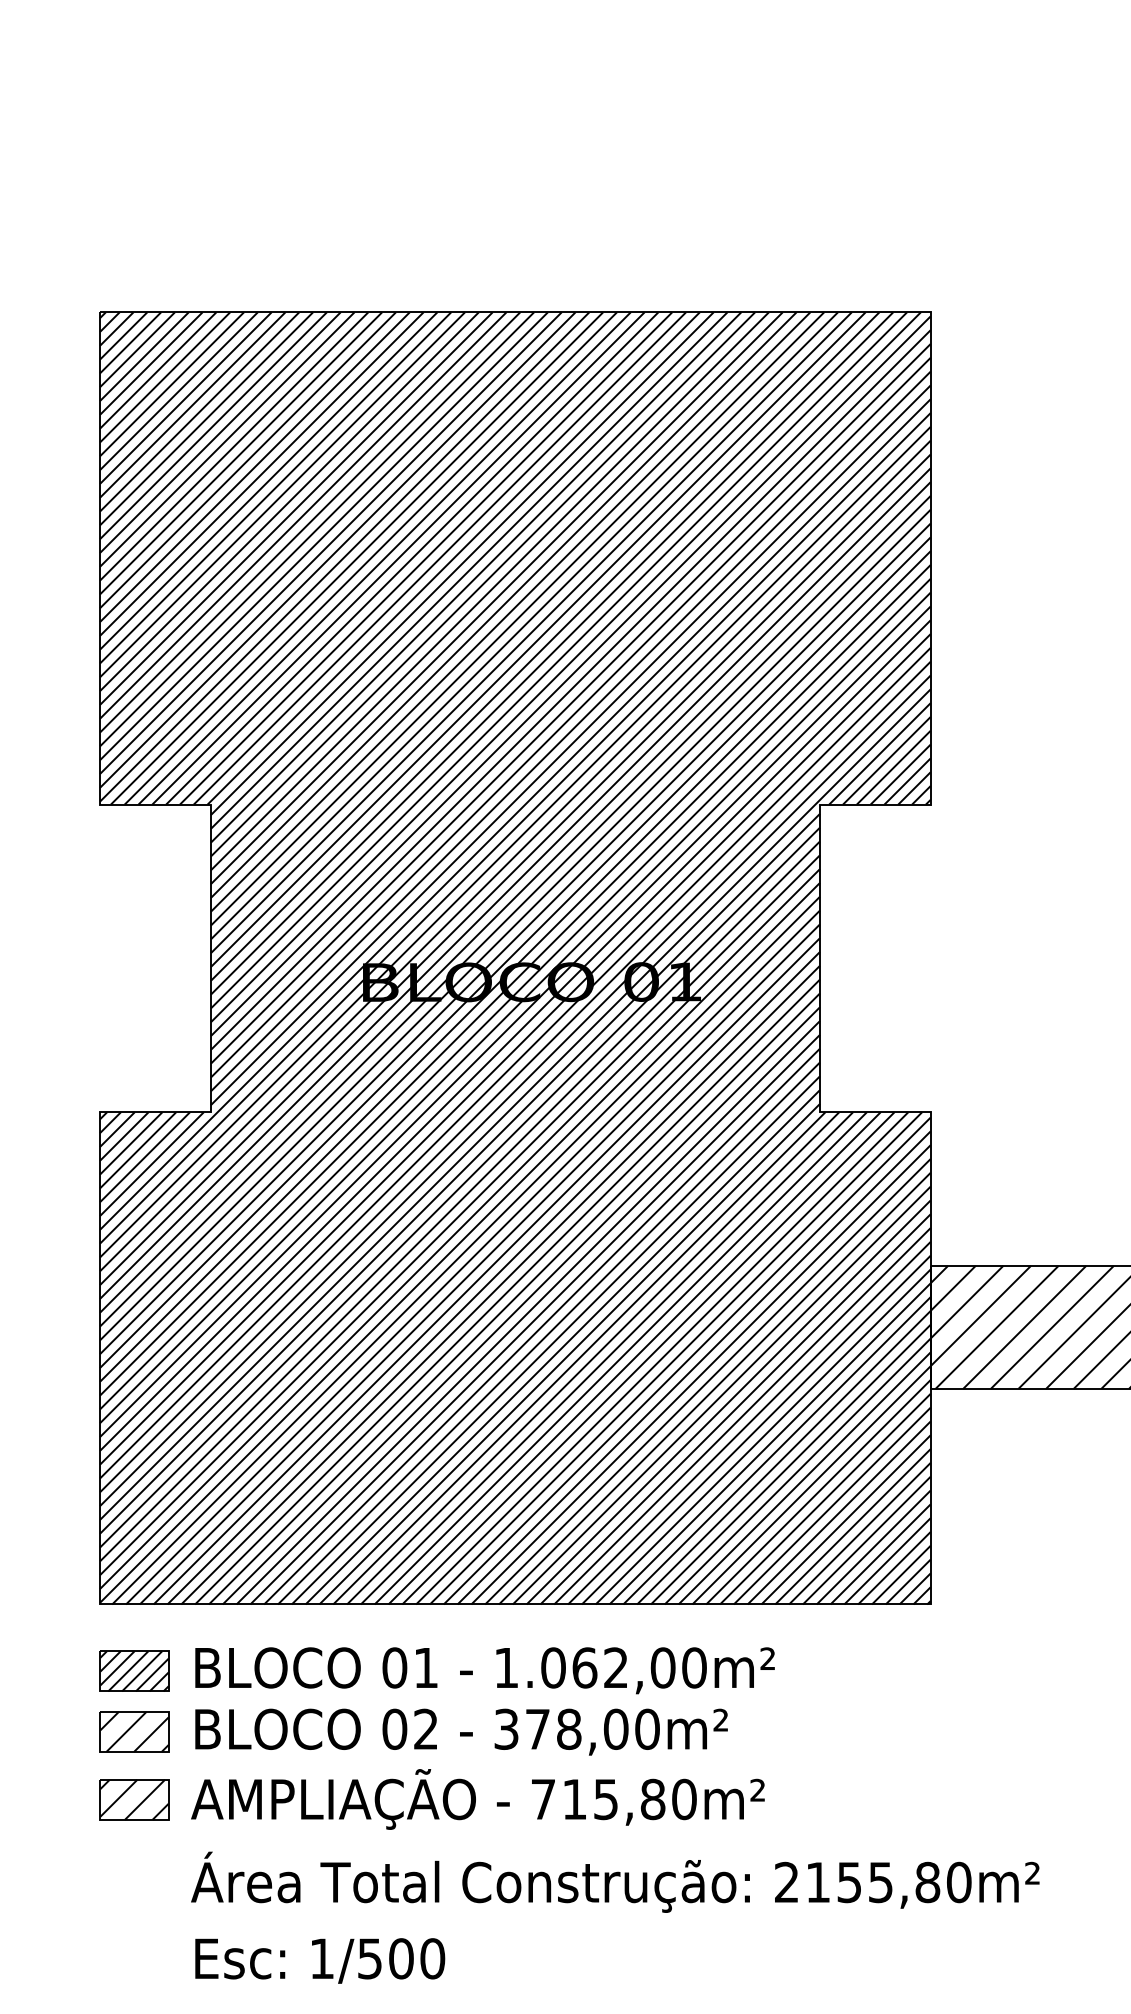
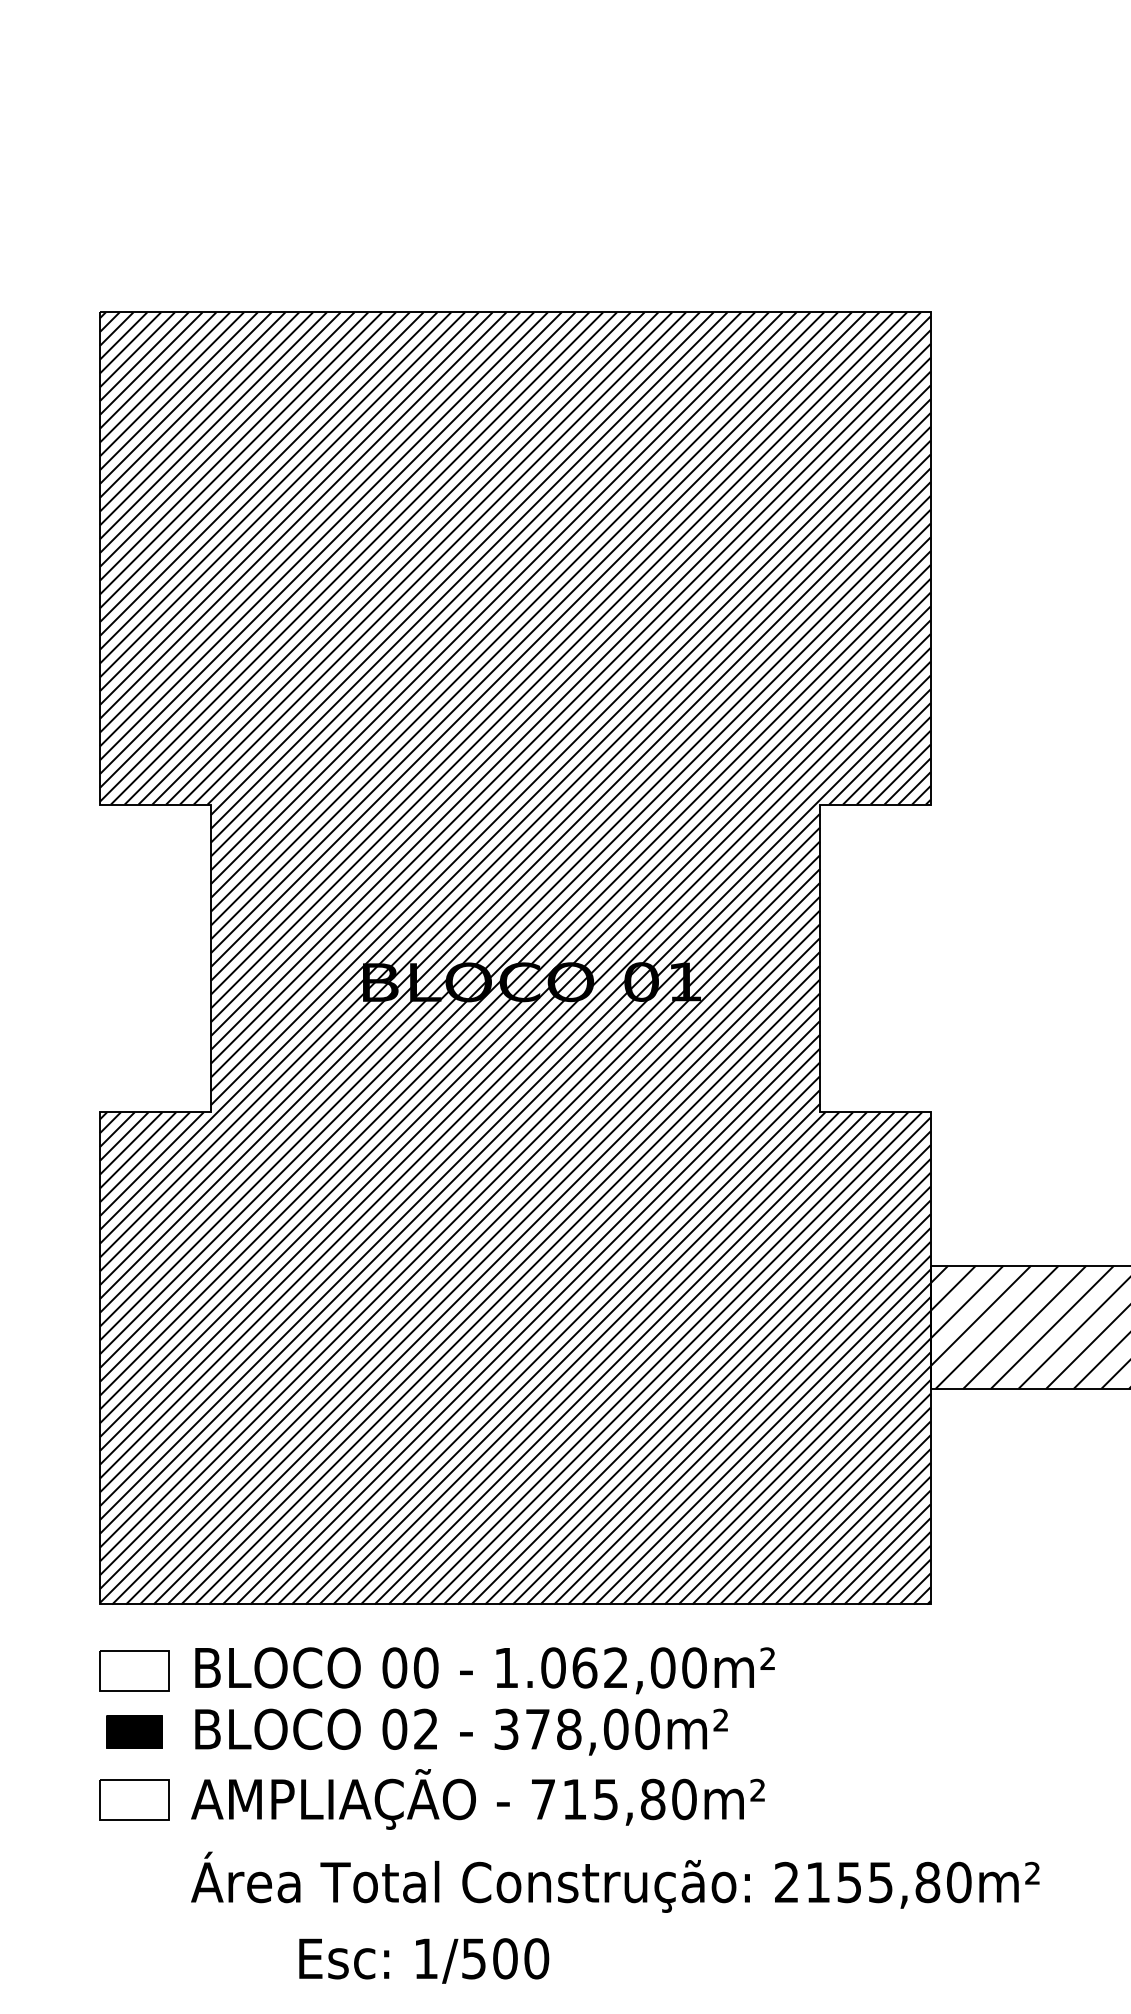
text: 01 -> 00 (425, 1667)
hatch: present -> none (134, 1671)
part size: 71x42 px -> 57x34 px (134, 1731)
hatch: present -> none (134, 1799)
text position: (320, 1960) -> (424, 1960) (424, 1960)
